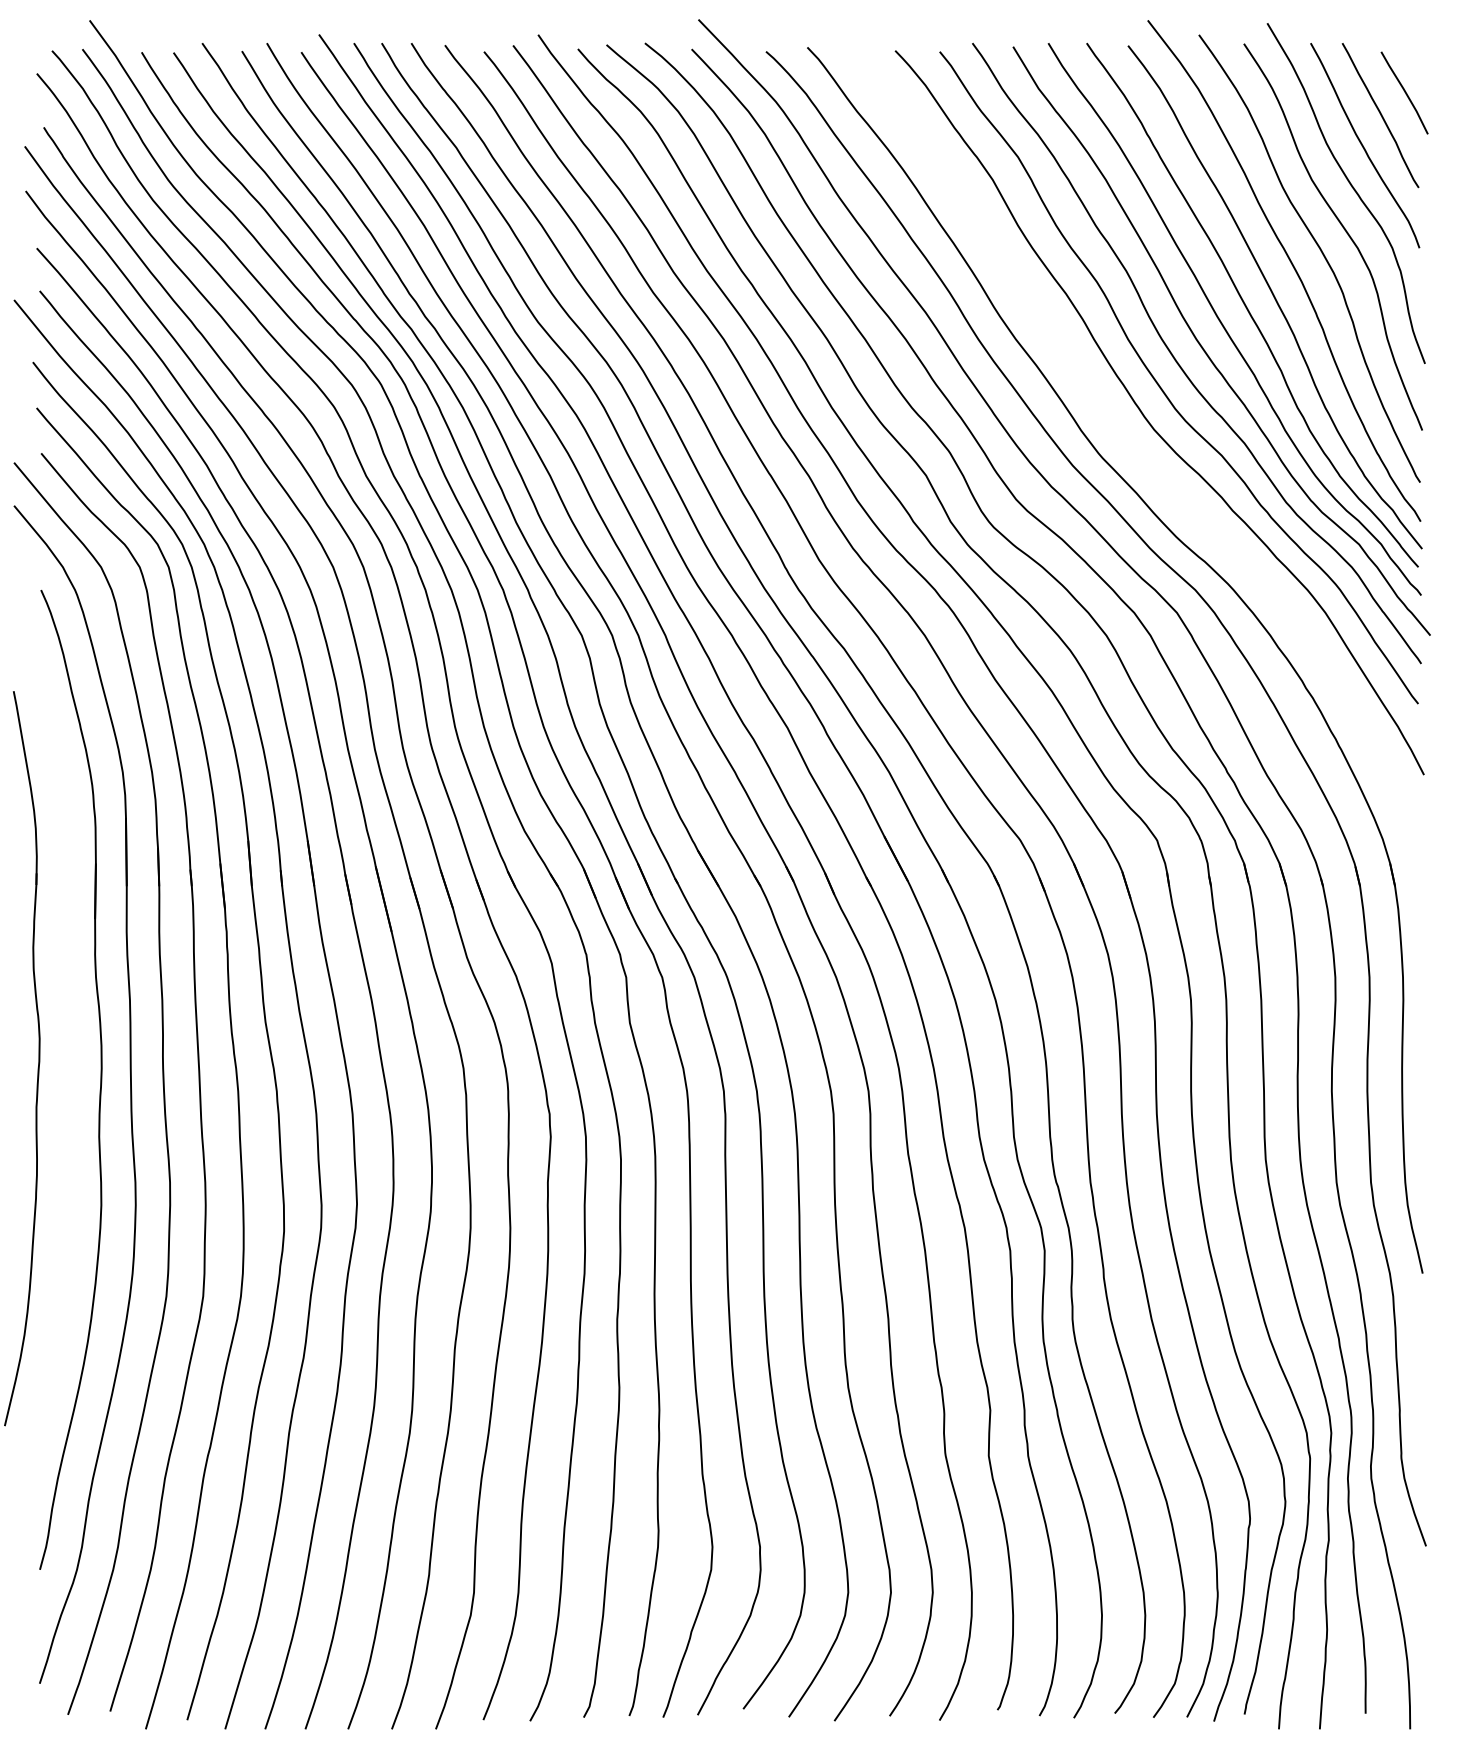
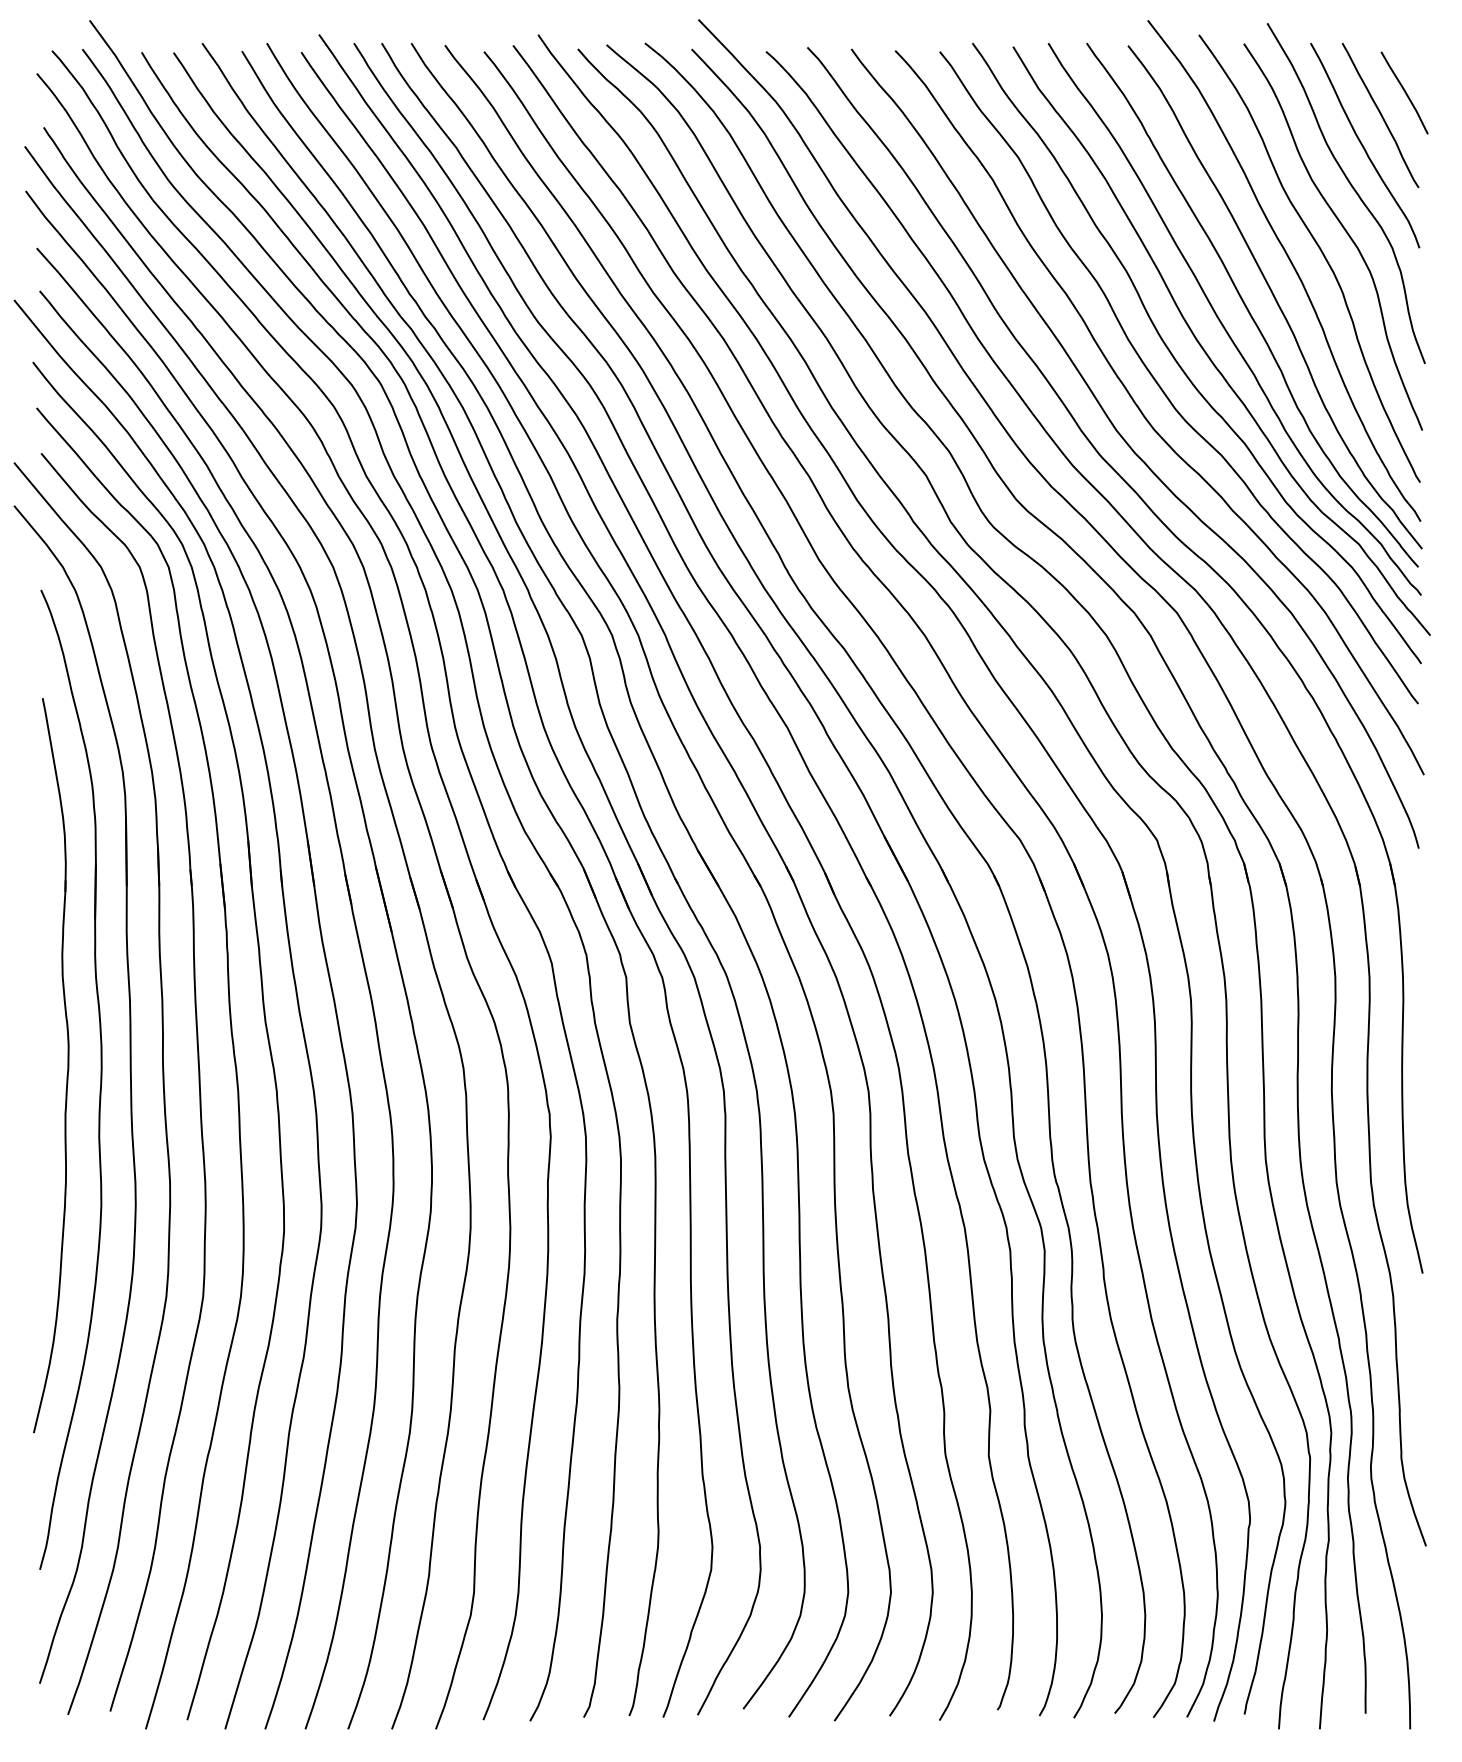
curve: none -> present (1133, 449)
part position: (38, 1058) -> (67, 1065) (67, 1065)
